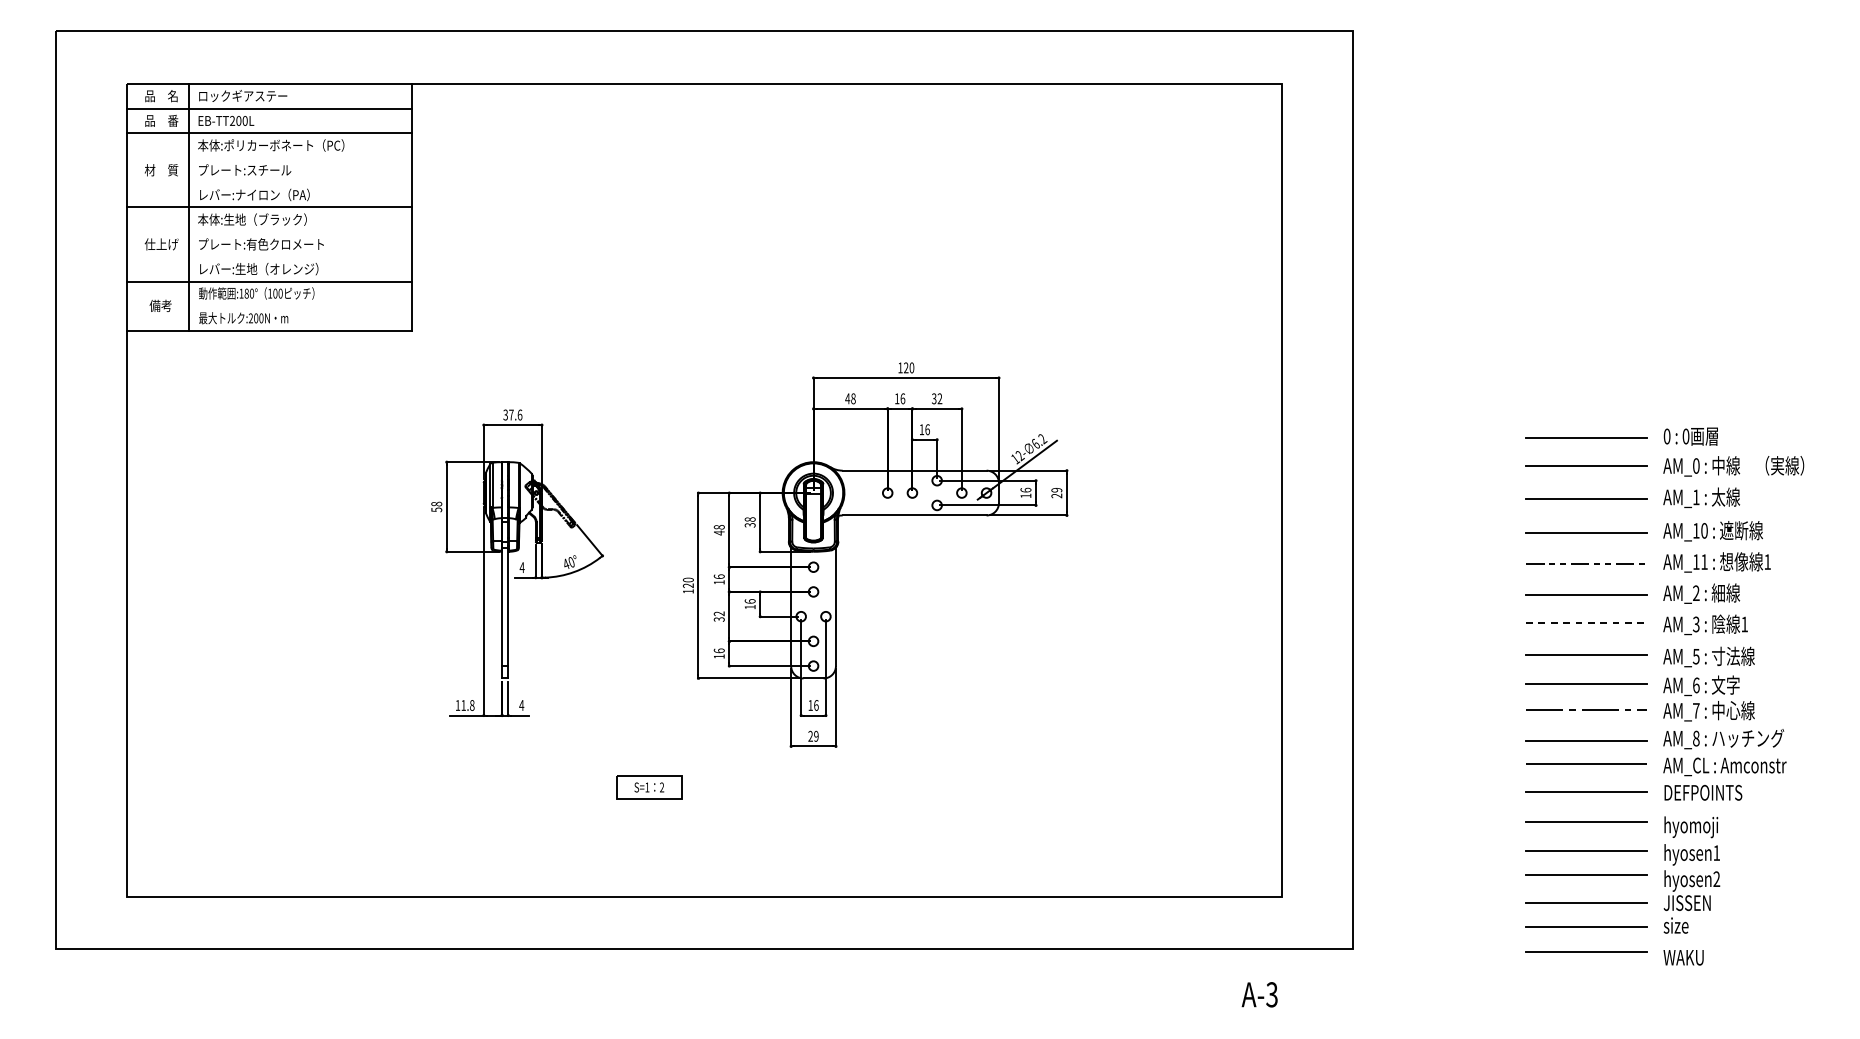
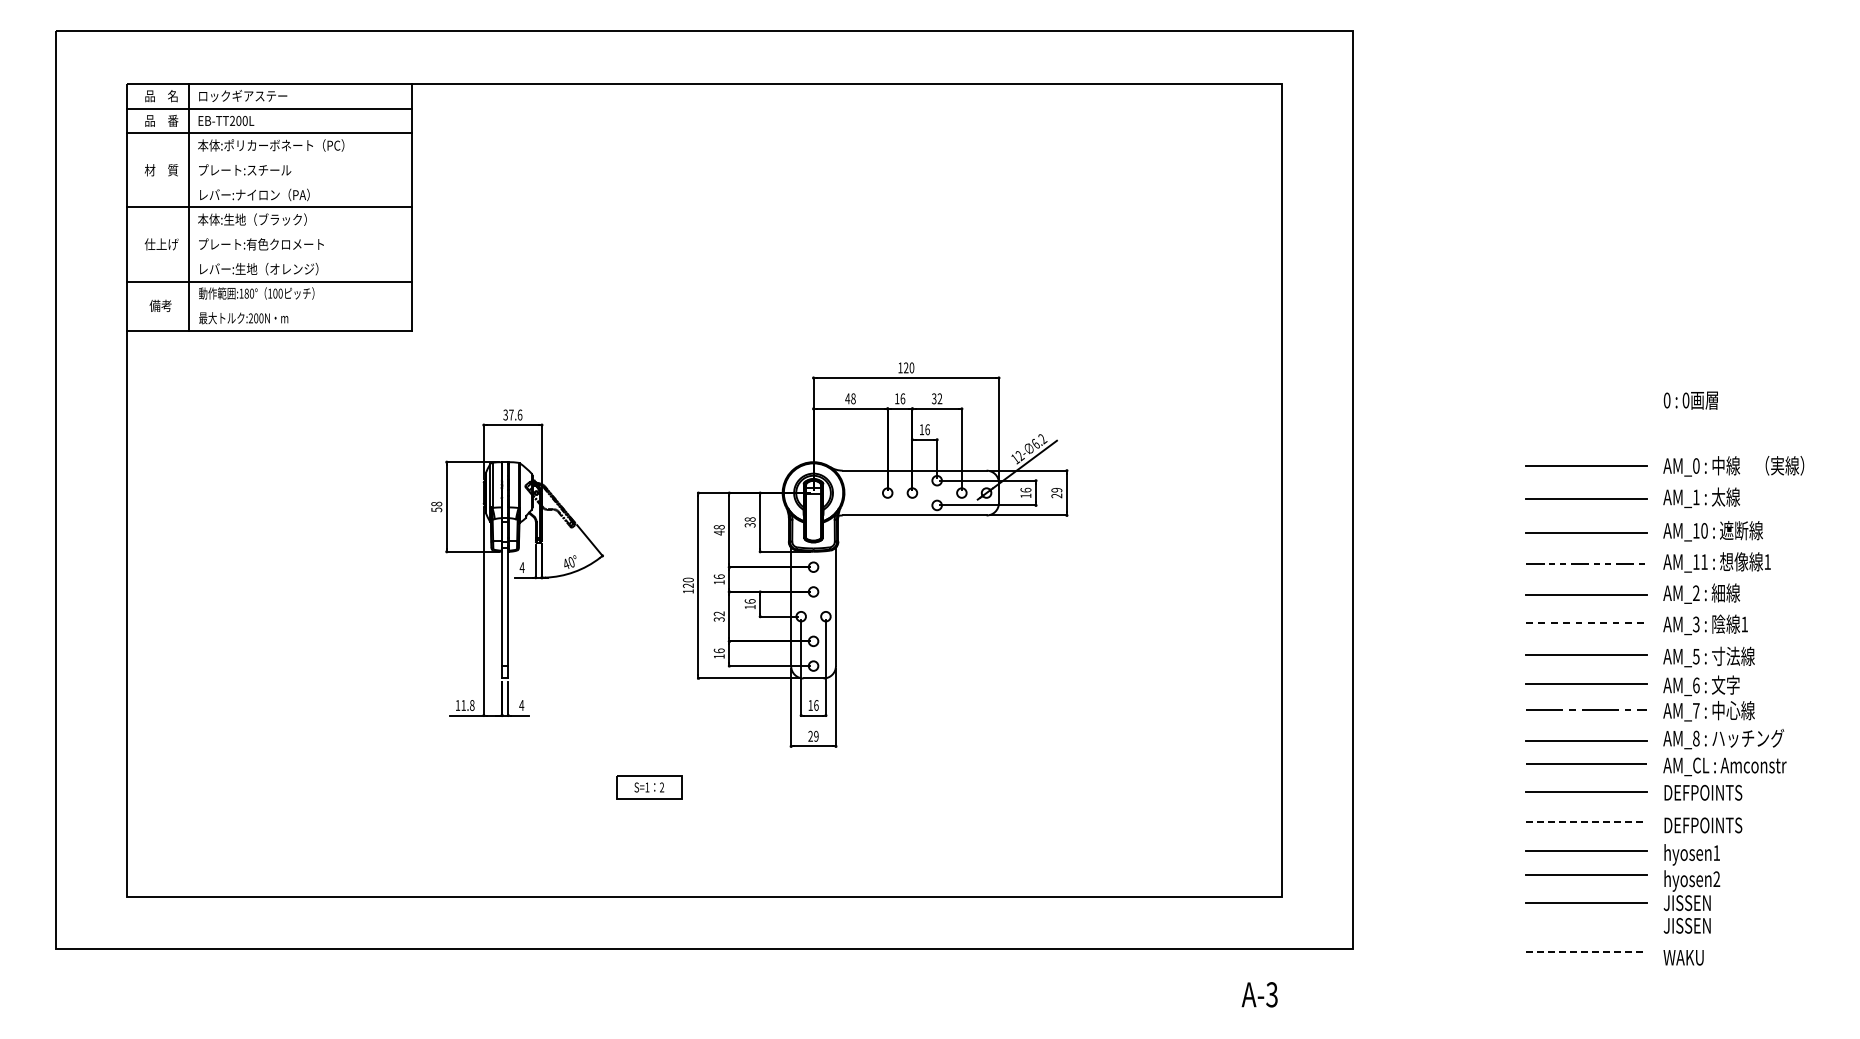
text position: (1690, 436) -> (1690, 400) (1690, 400)
line: present -> none (1586, 438)
line: solid -> dashed (1586, 821)
text: hyomoji -> DEFPOINTS (1703, 827)
text: size -> JISSEN (1686, 925)
line: present -> none (1586, 927)
line: solid -> dashed (1586, 951)
